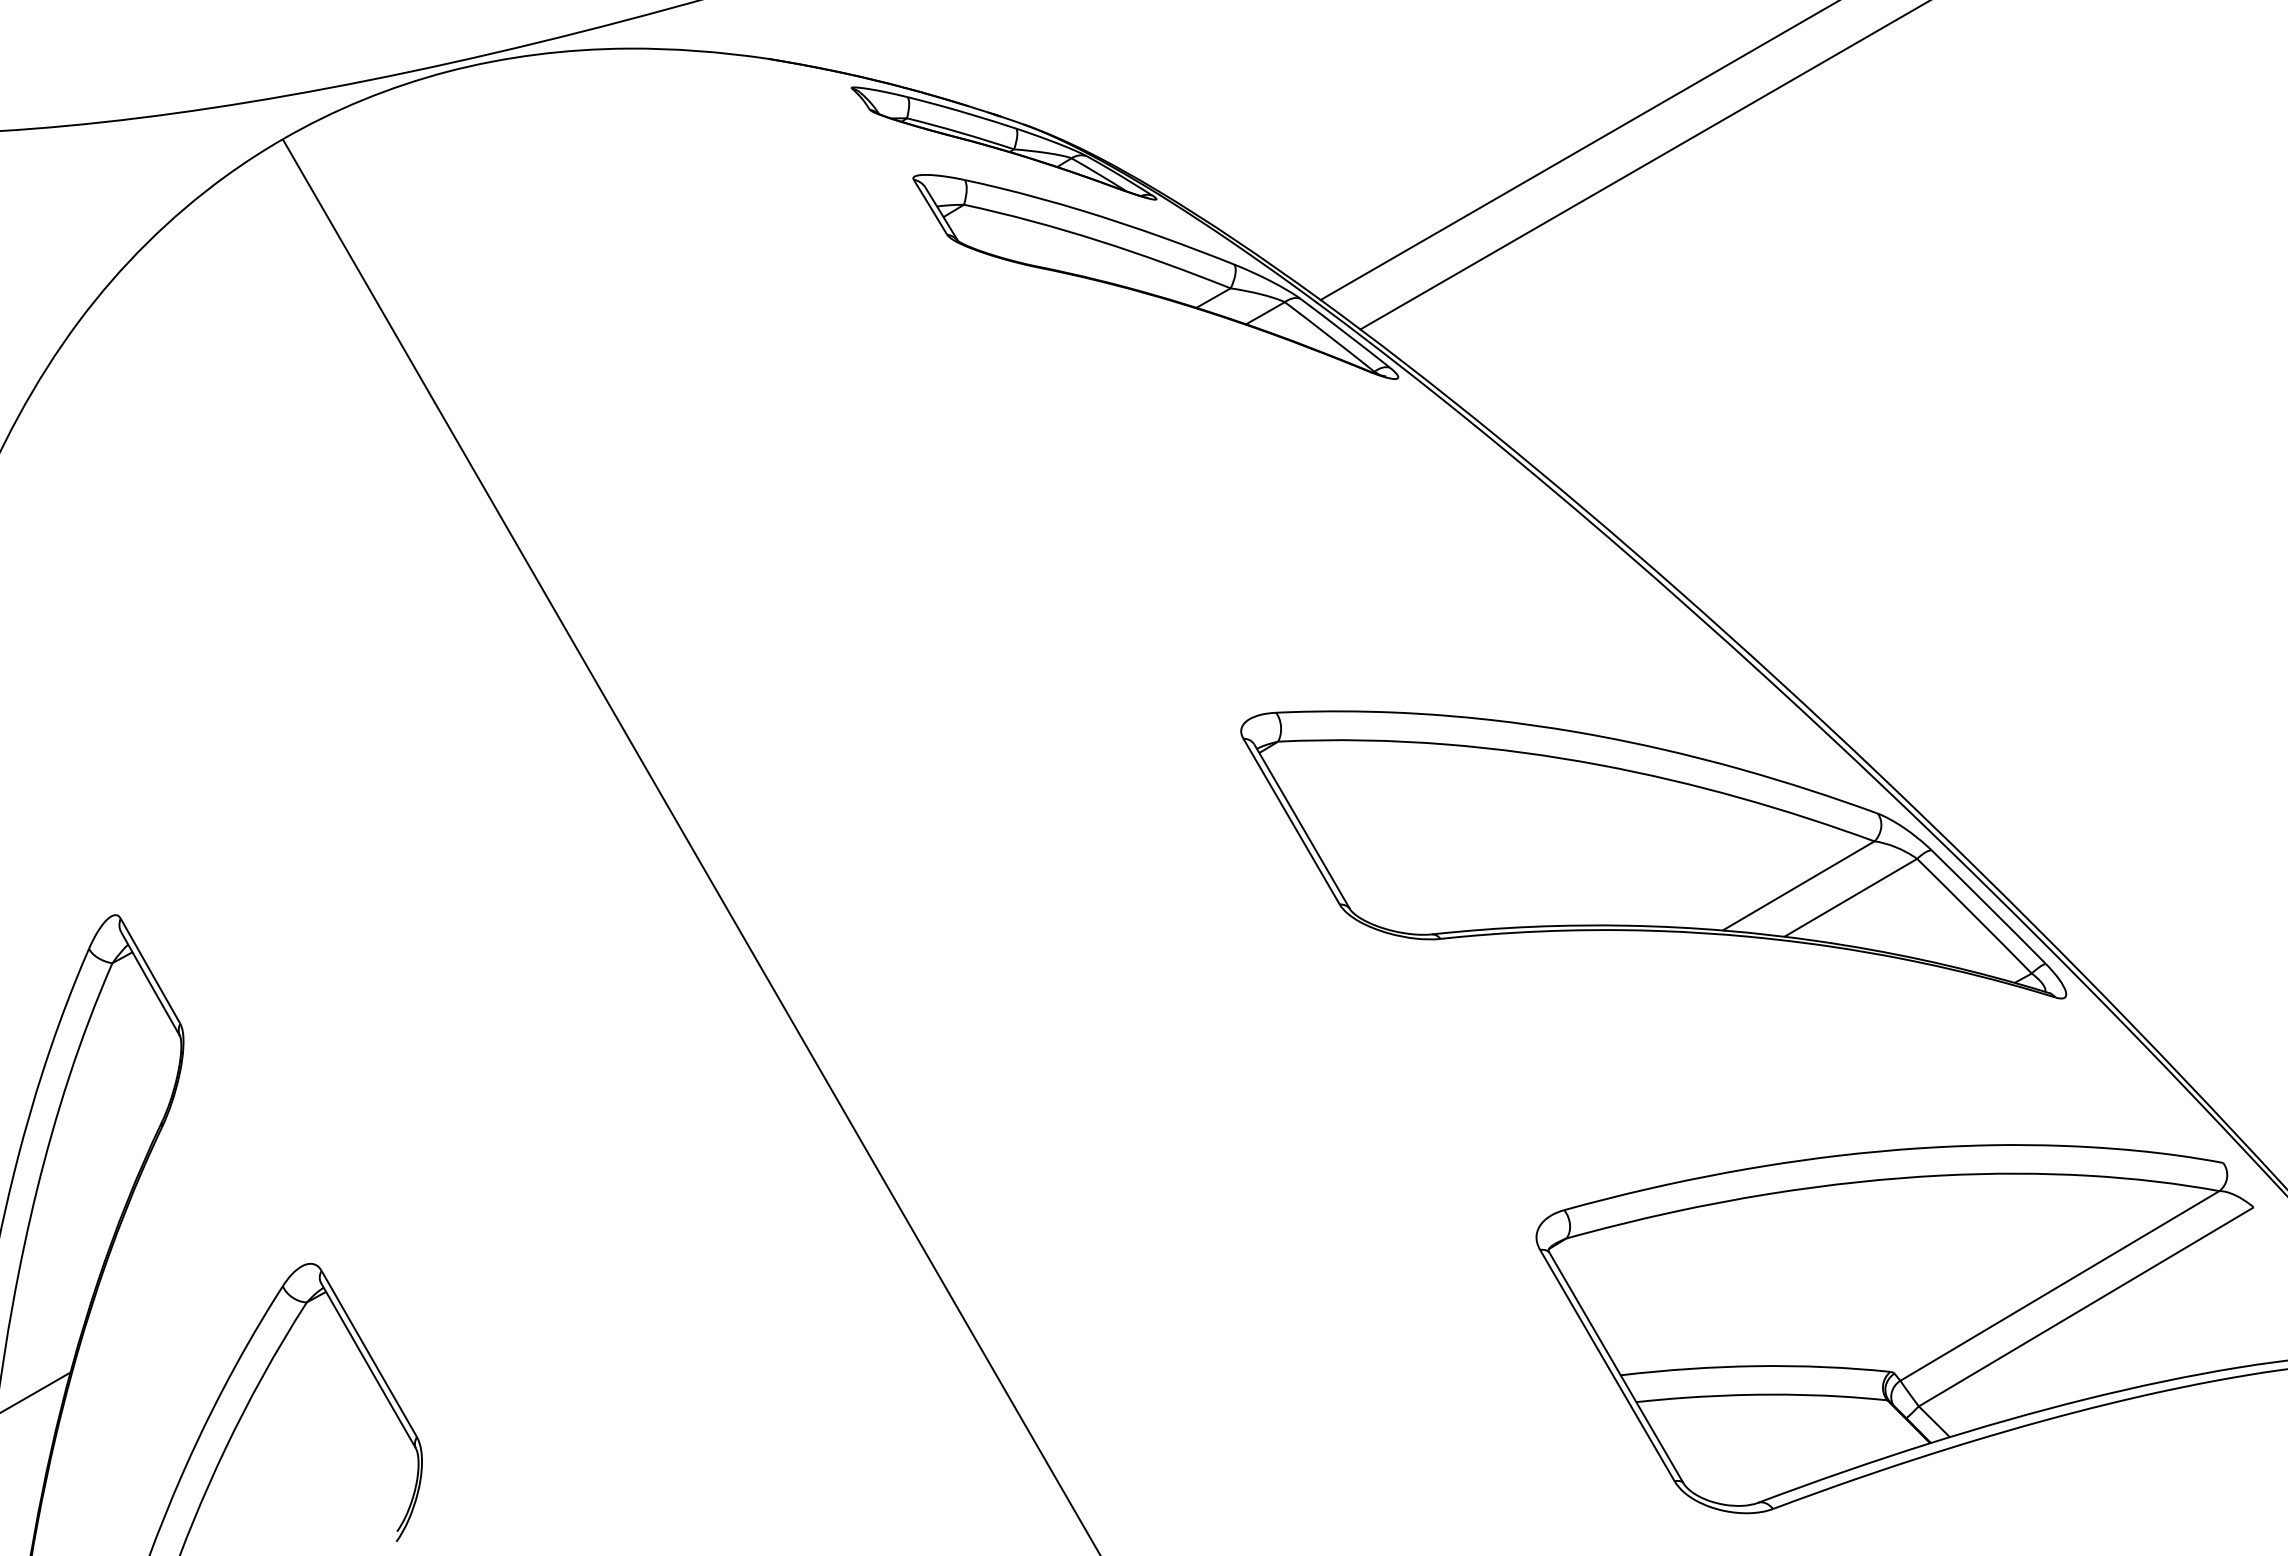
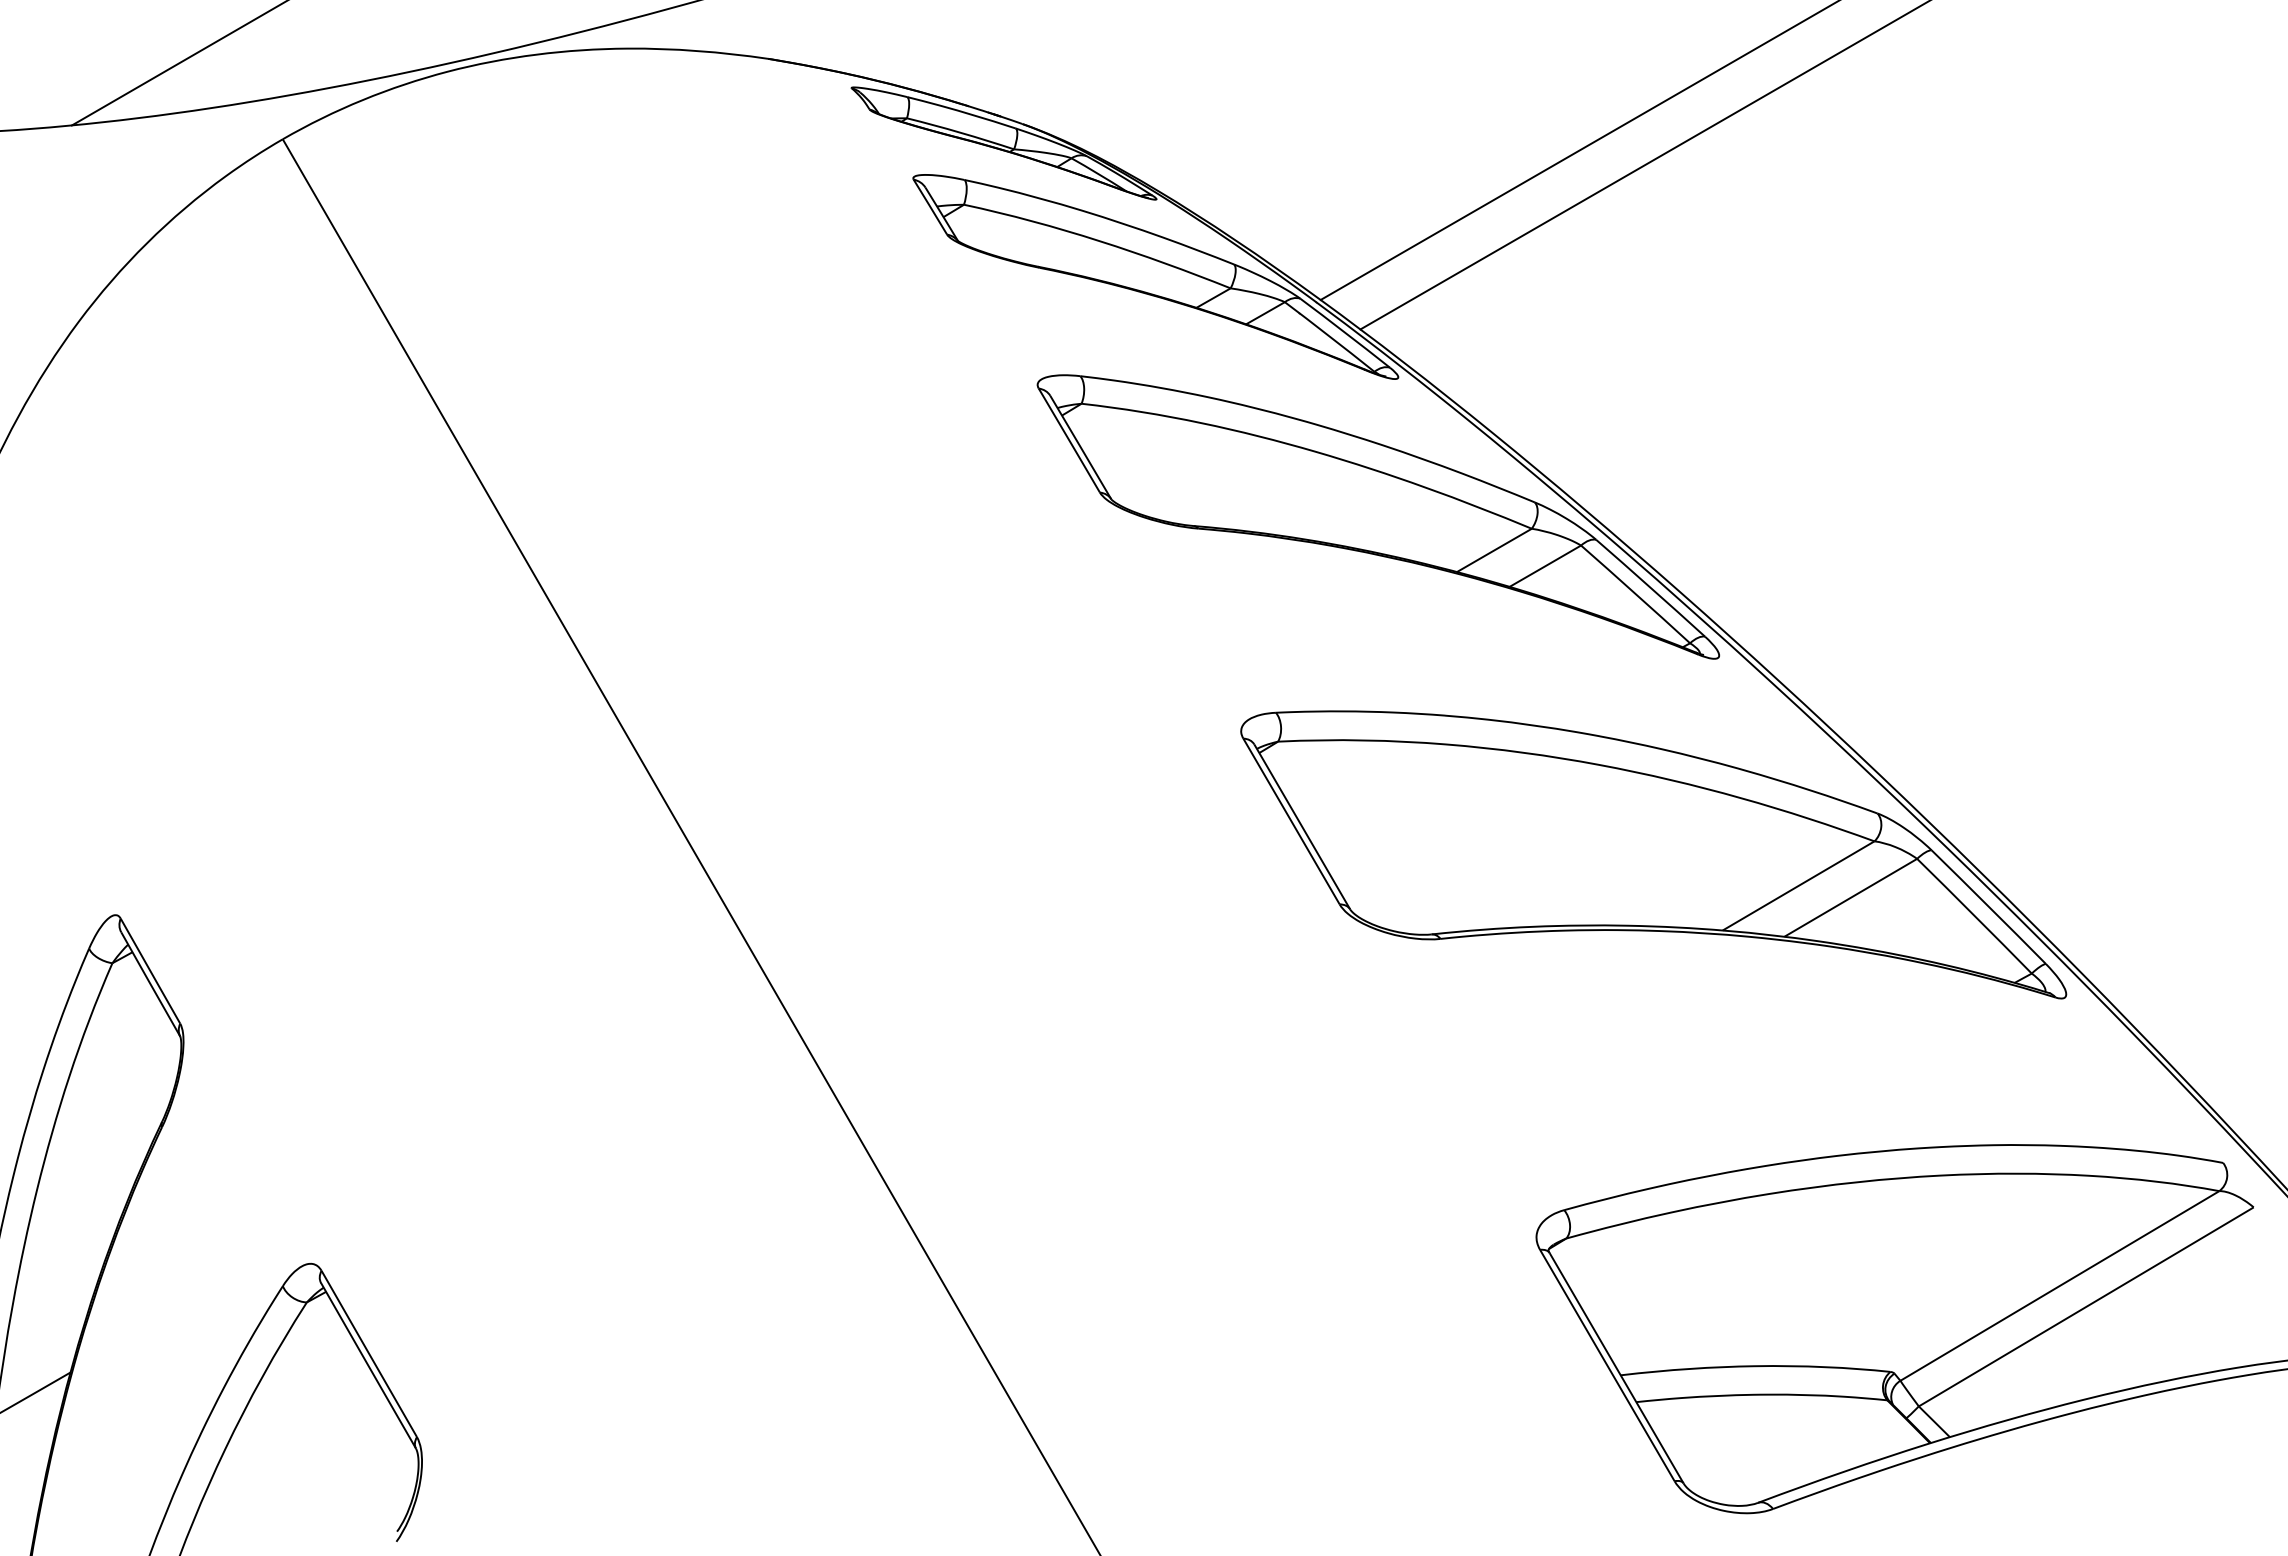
line: none -> present (177, 63)
part: none -> present (1378, 516)
